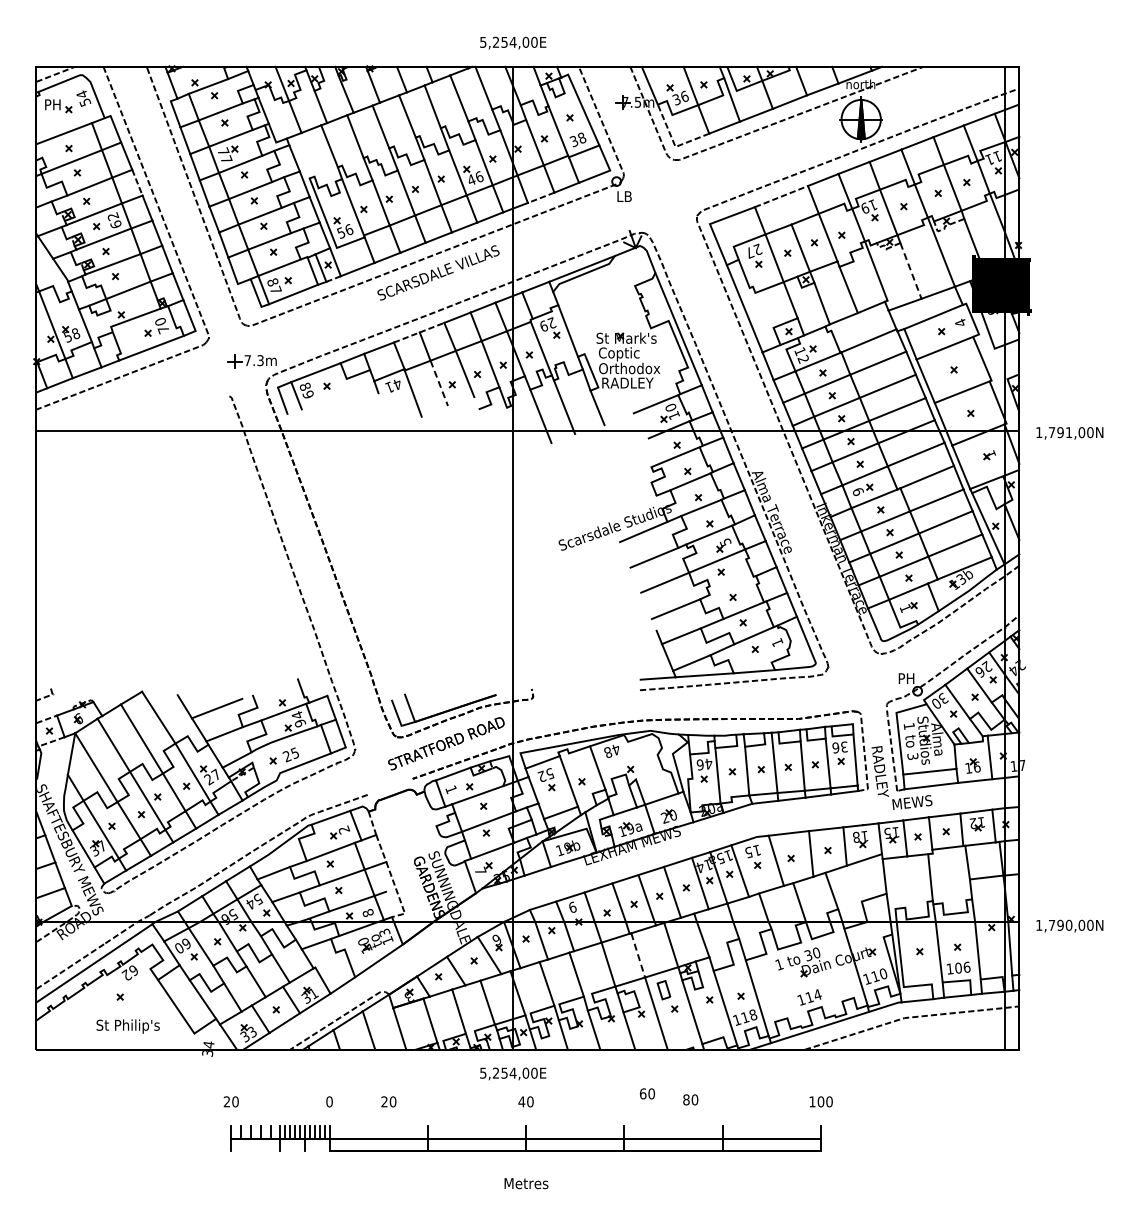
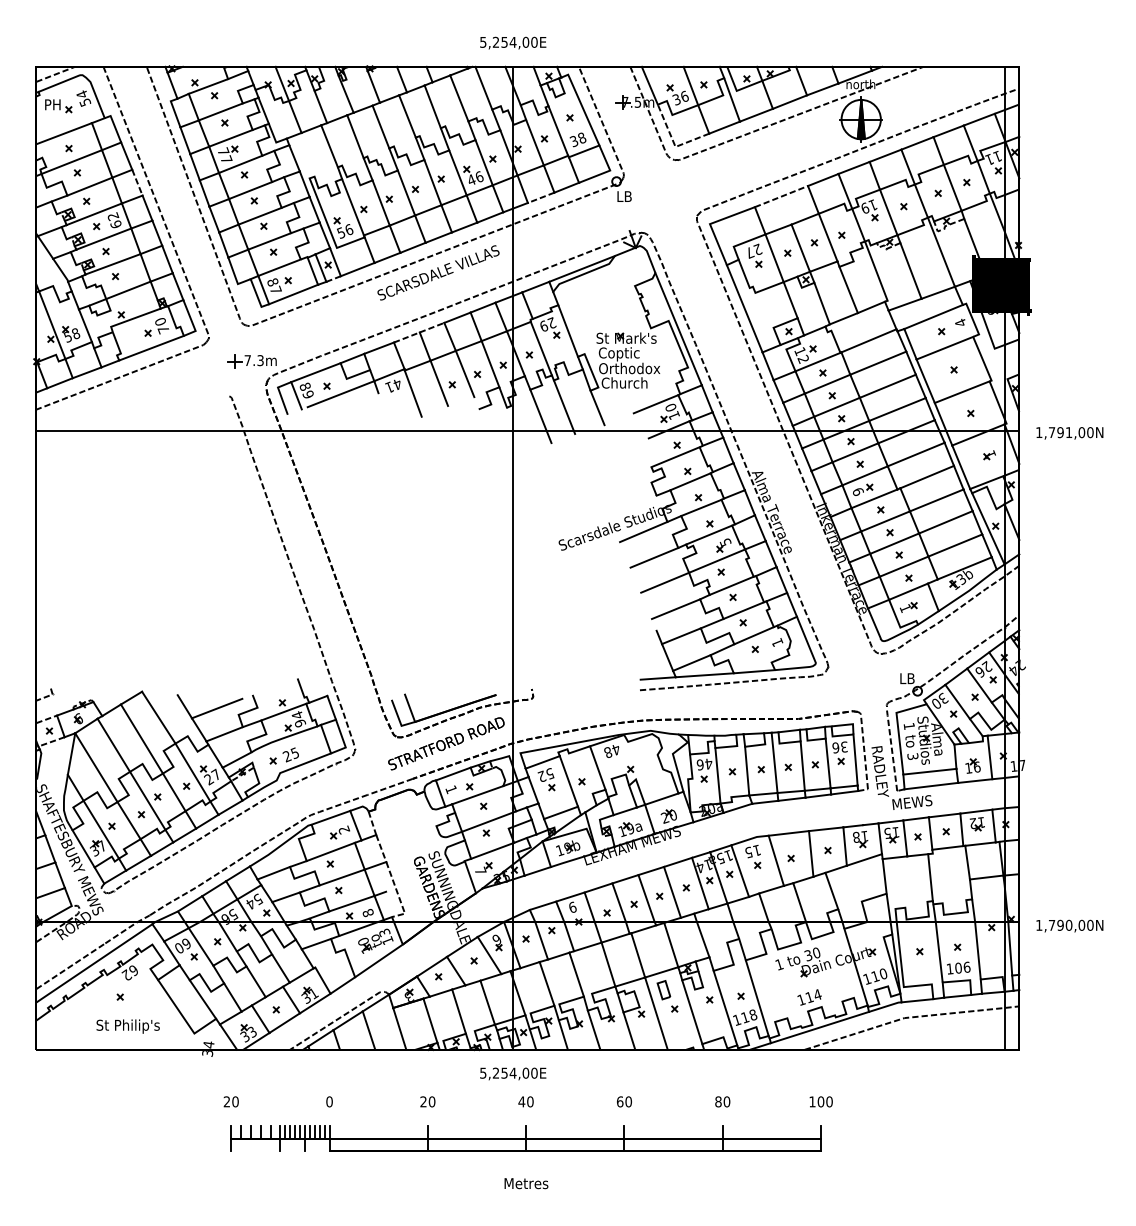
line: dashed -> solid (910, 270)
text: RADLEY -> Church (627, 382)
line: dashed -> solid (439, 383)
line: none -> present (340, 394)
line: none -> present (731, 585)
text: PH -> LB (906, 678)
line: none -> present (389, 786)
line: dashed -> solid (638, 955)
text position: (647, 1093) -> (624, 1101) (624, 1101)
text position: (690, 1099) -> (722, 1101) (722, 1101)
text position: (388, 1101) -> (427, 1101) (427, 1101)
